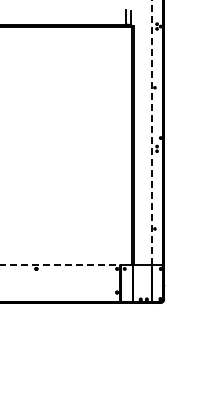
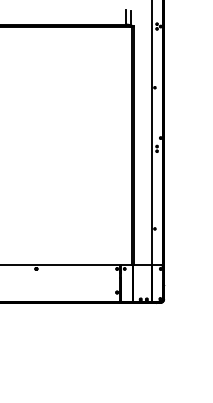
line: dashed -> solid (151, 132)
line: dashed -> solid (60, 265)
